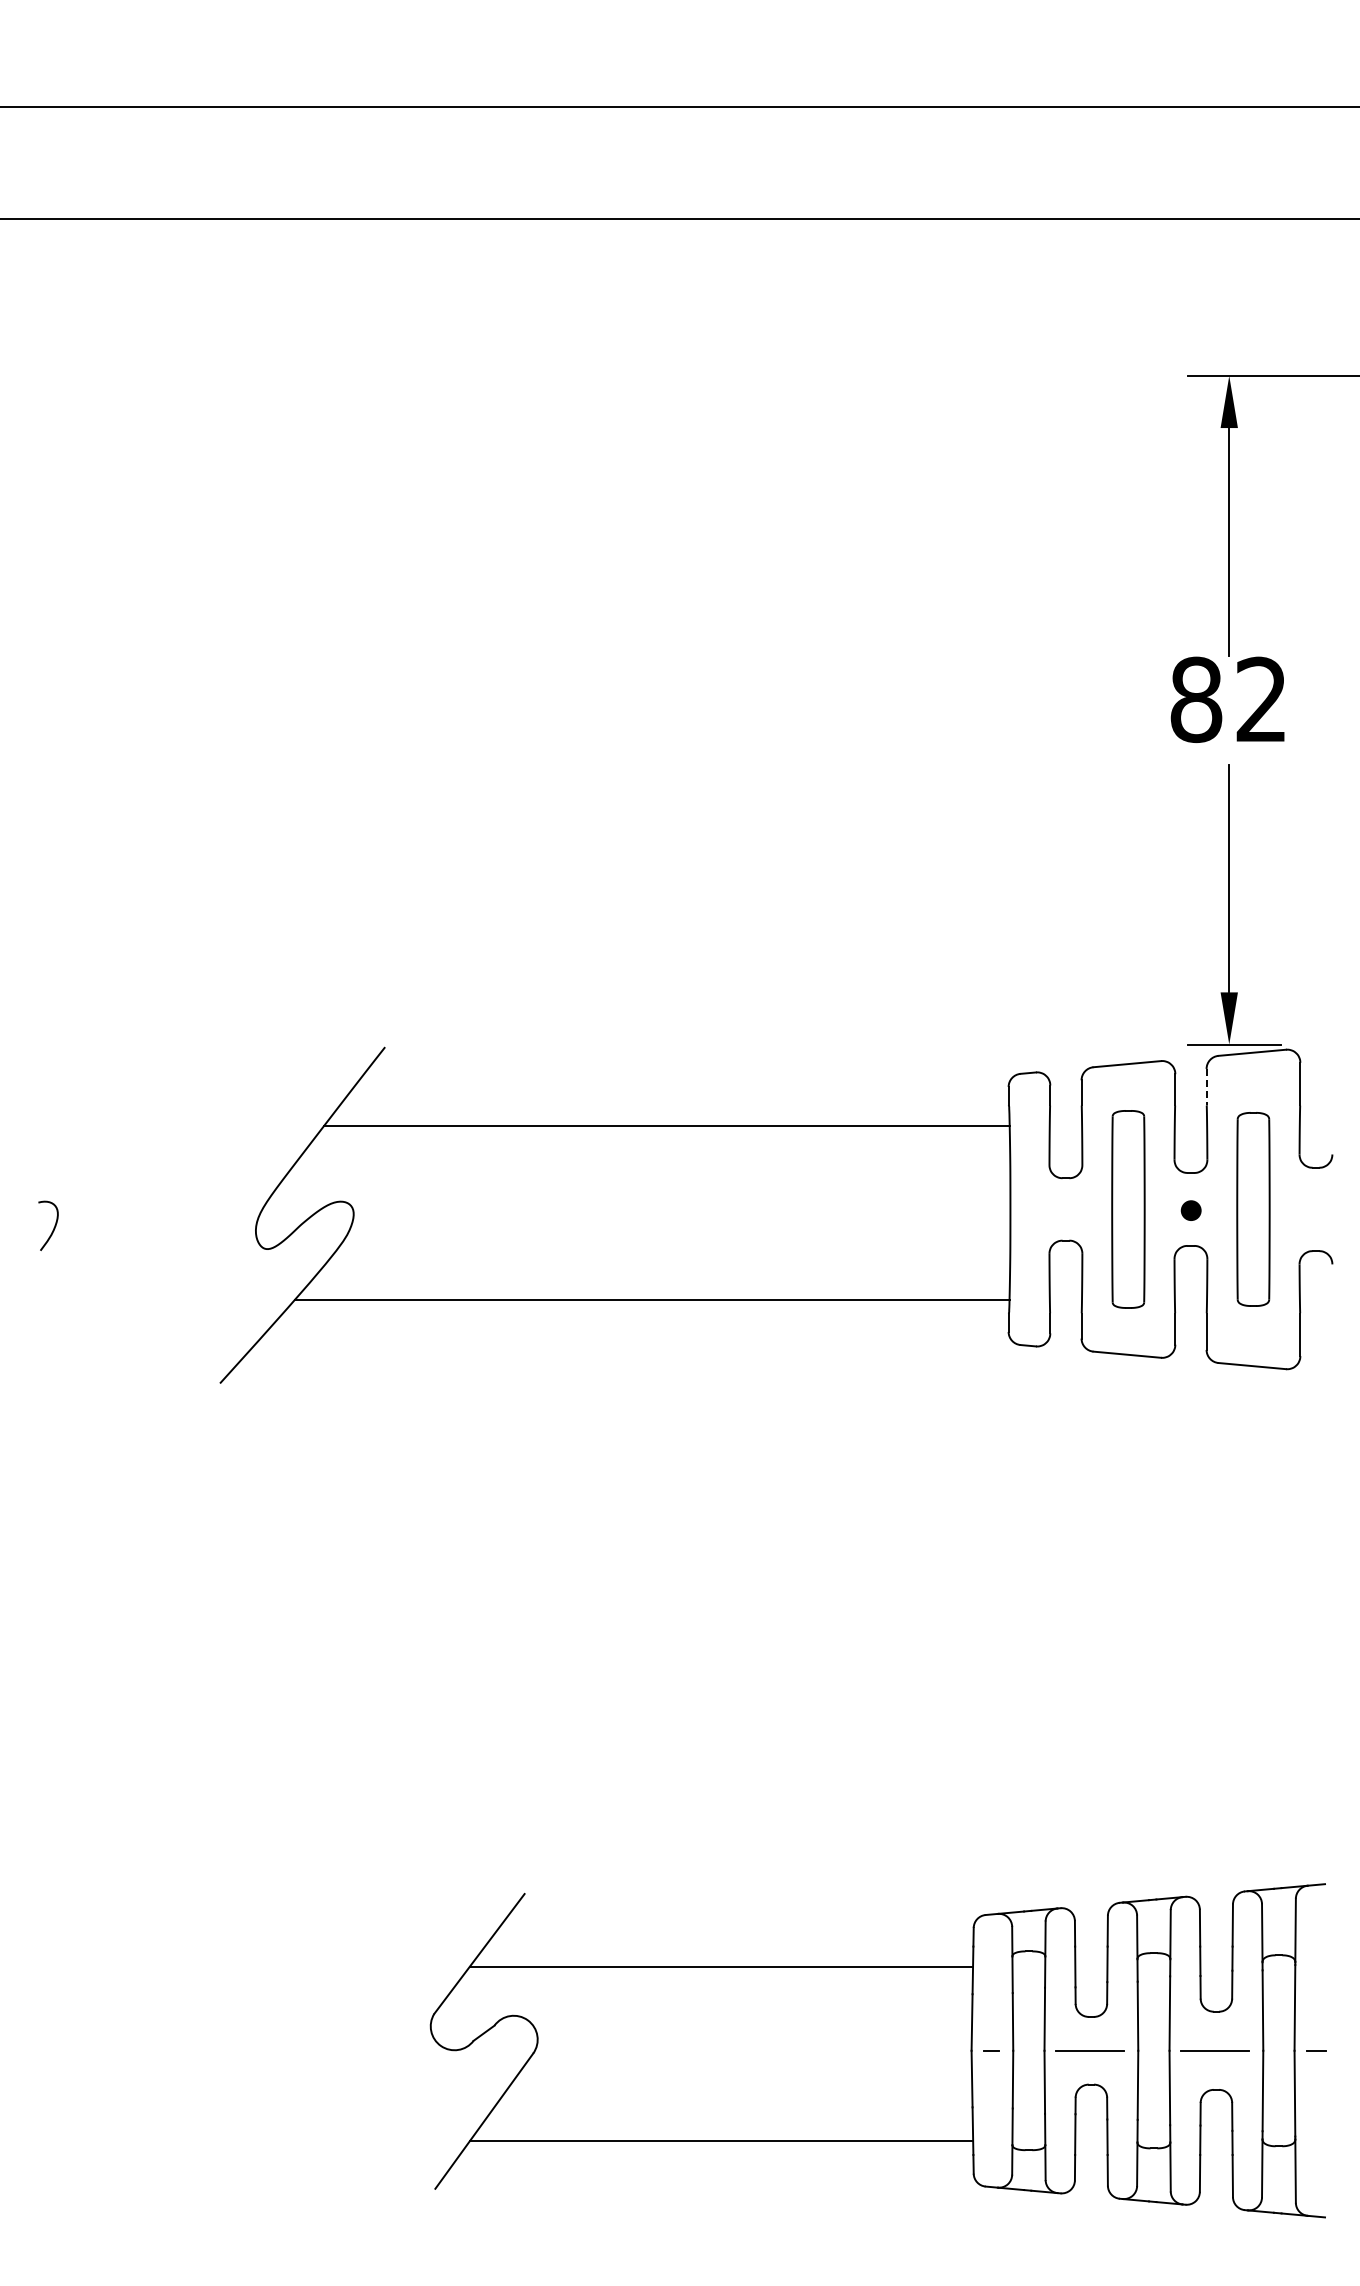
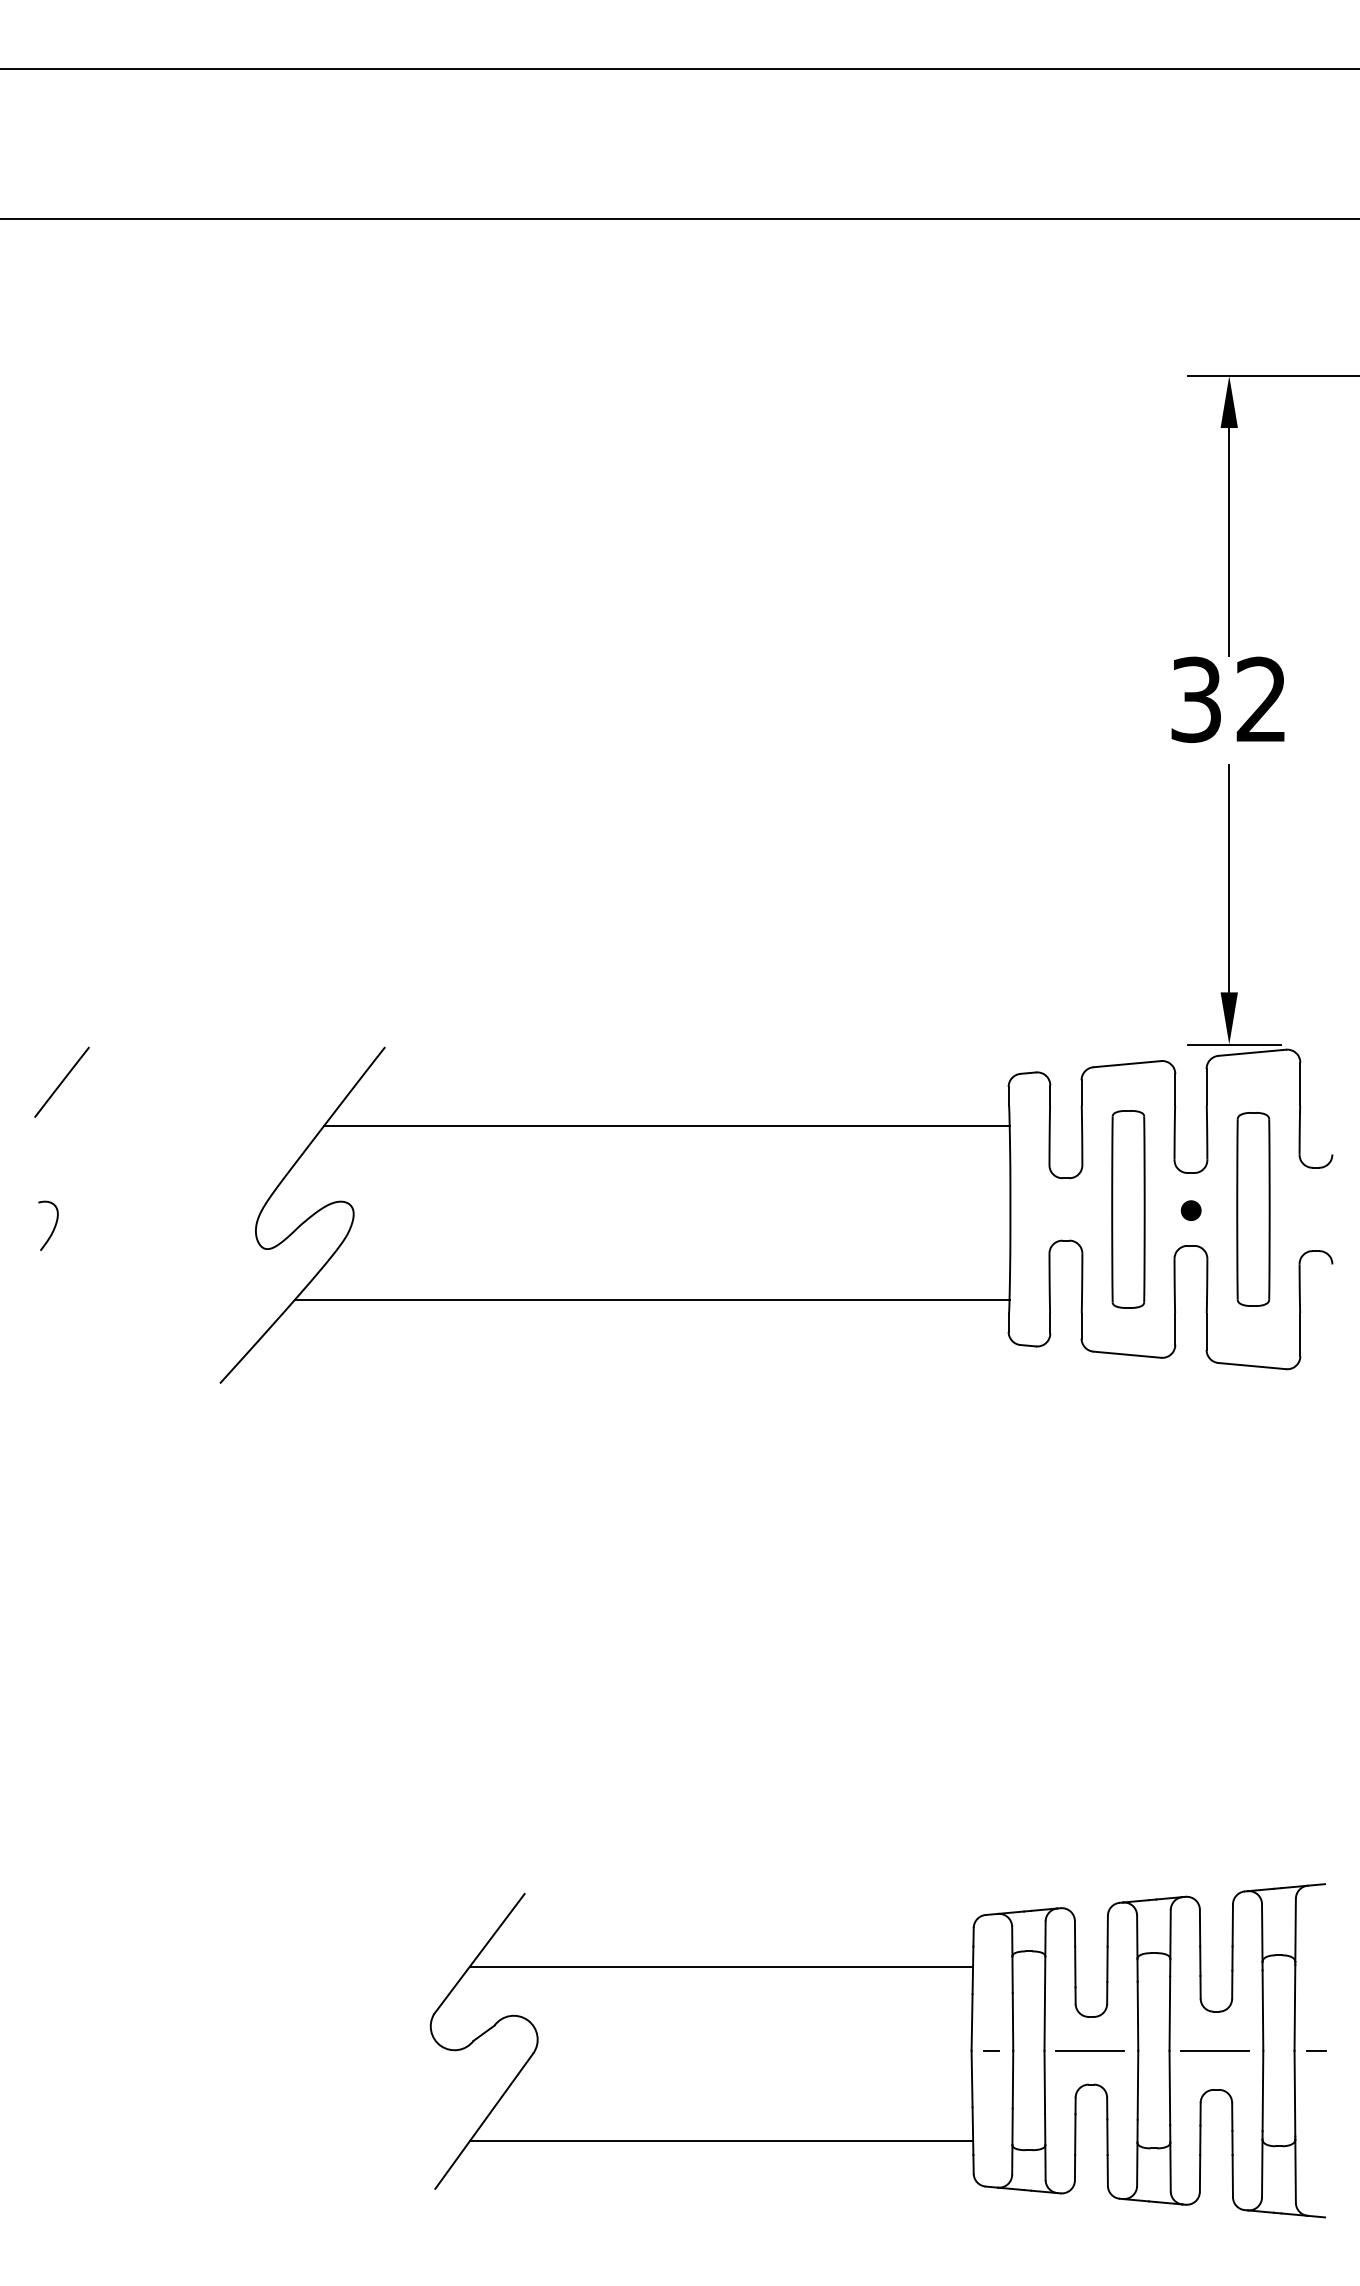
line position: (679, 106) -> (679, 68) (679, 68)
text: 82 -> 32 (1196, 699)
line: none -> present (61, 1081)
line: dashed -> solid (1206, 1087)
